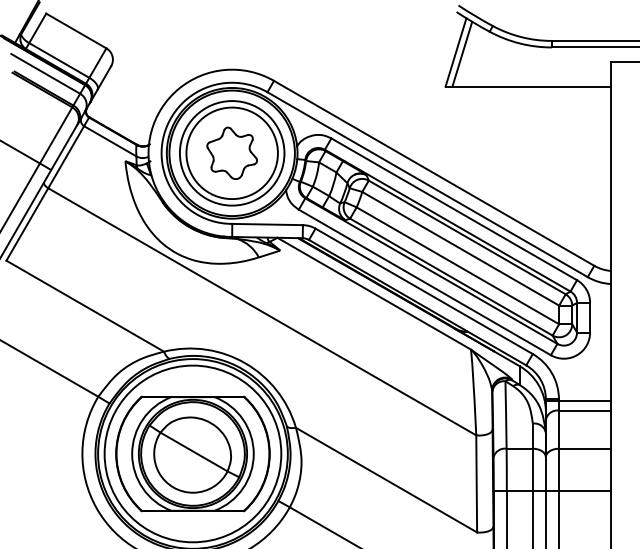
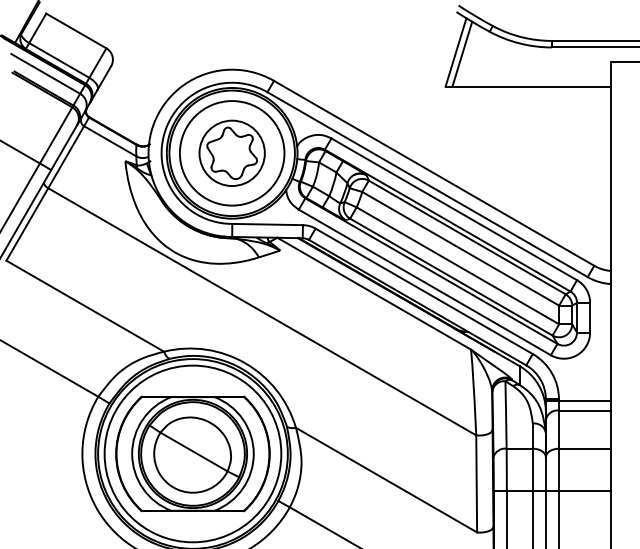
circle diameter: 91 px -> 65 px (231, 153)
